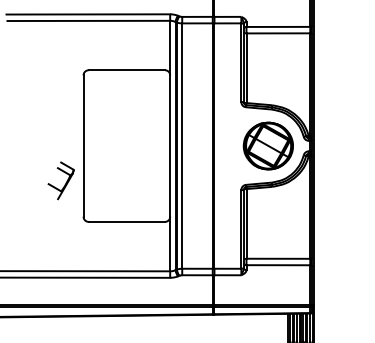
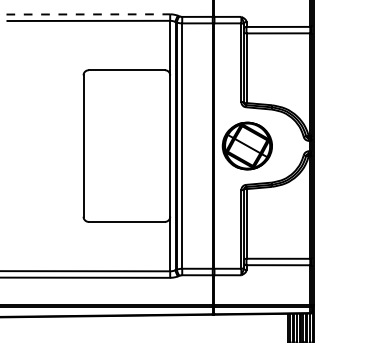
line: solid -> dashed (88, 14)
part position: (267, 145) -> (246, 145) (246, 145)
part: present -> none (60, 180)
